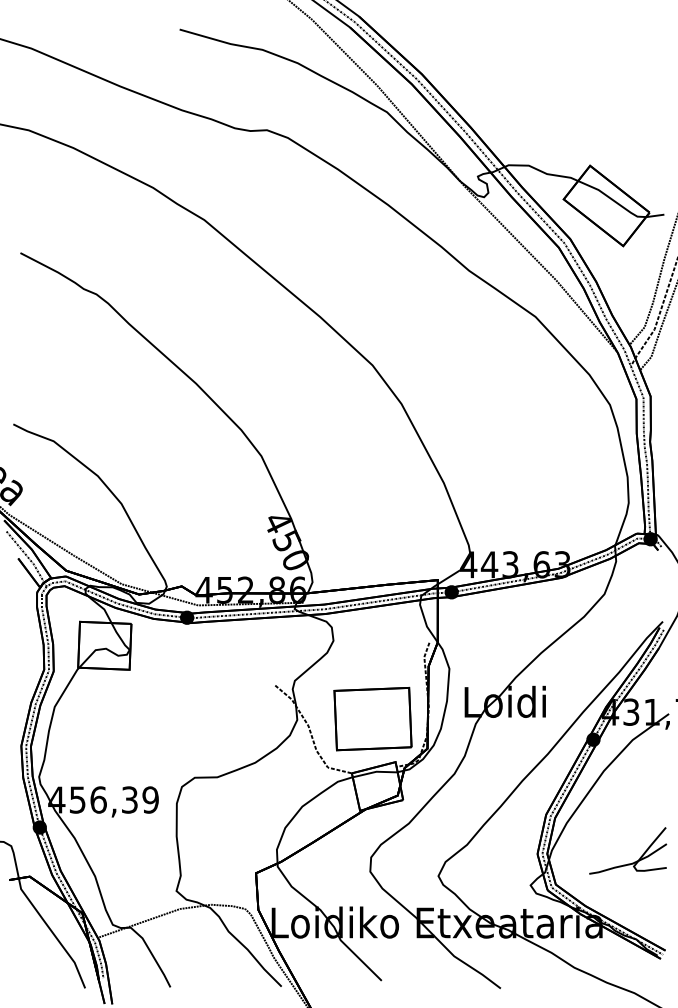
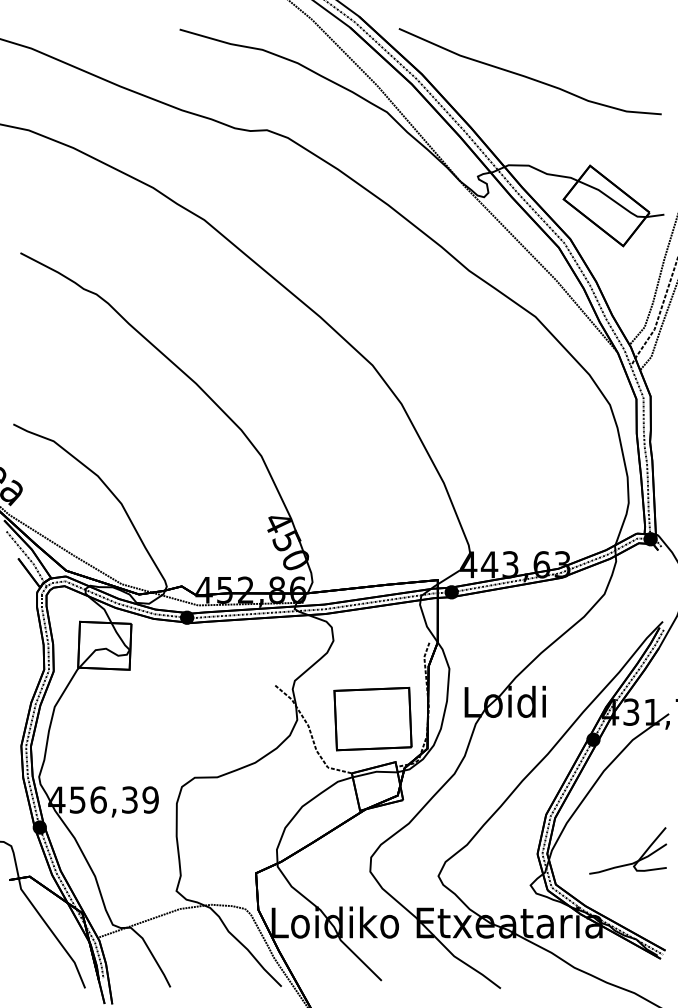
curve: none -> present (528, 76)
